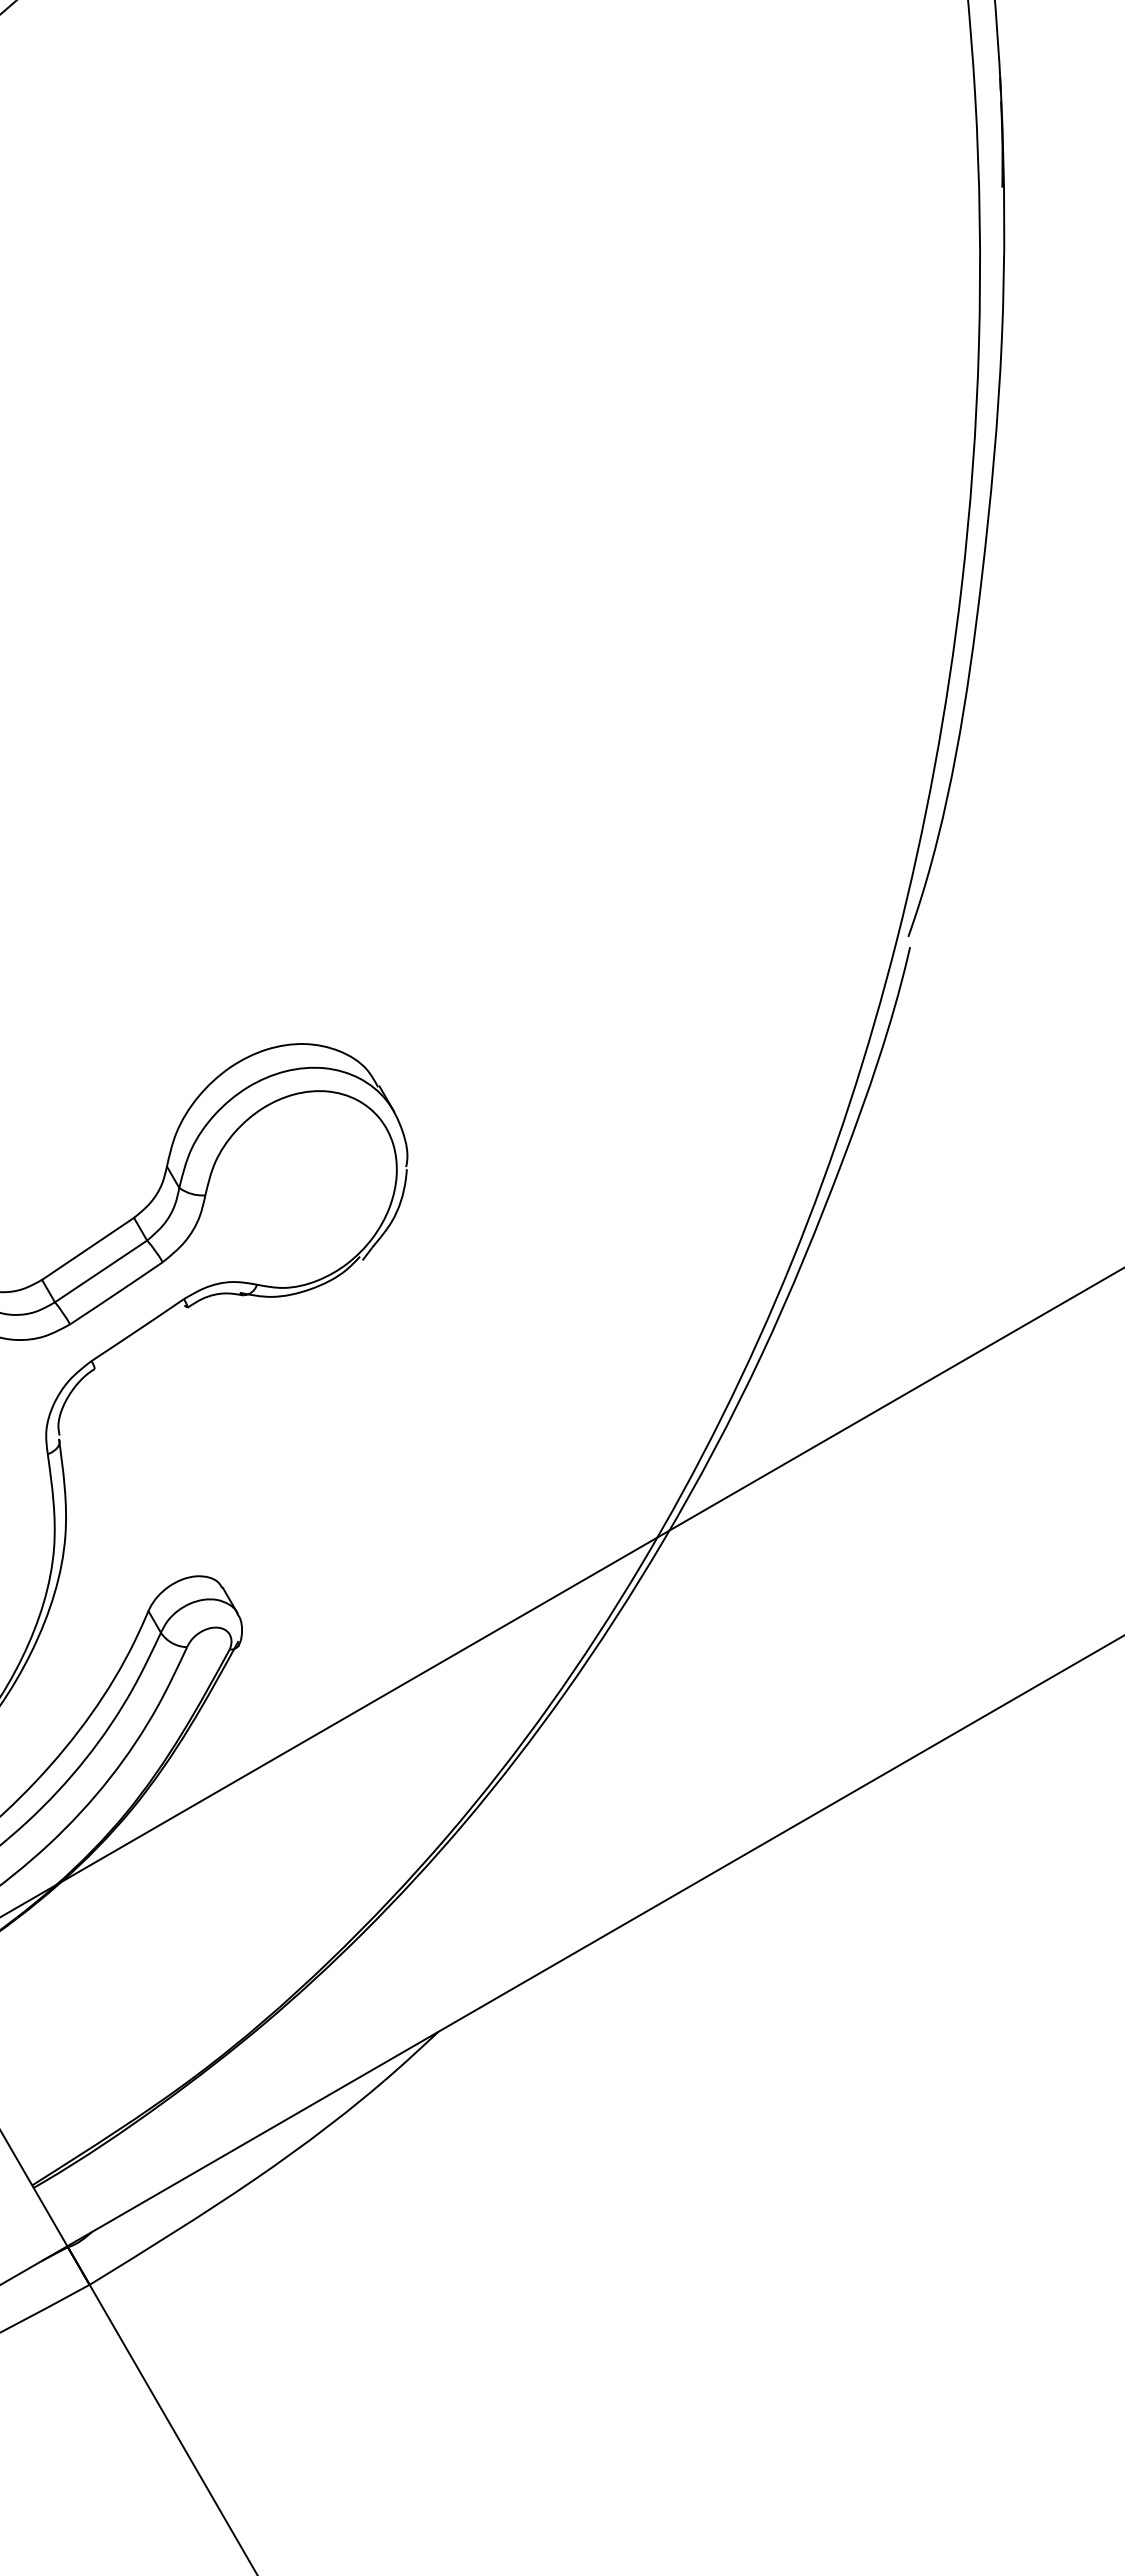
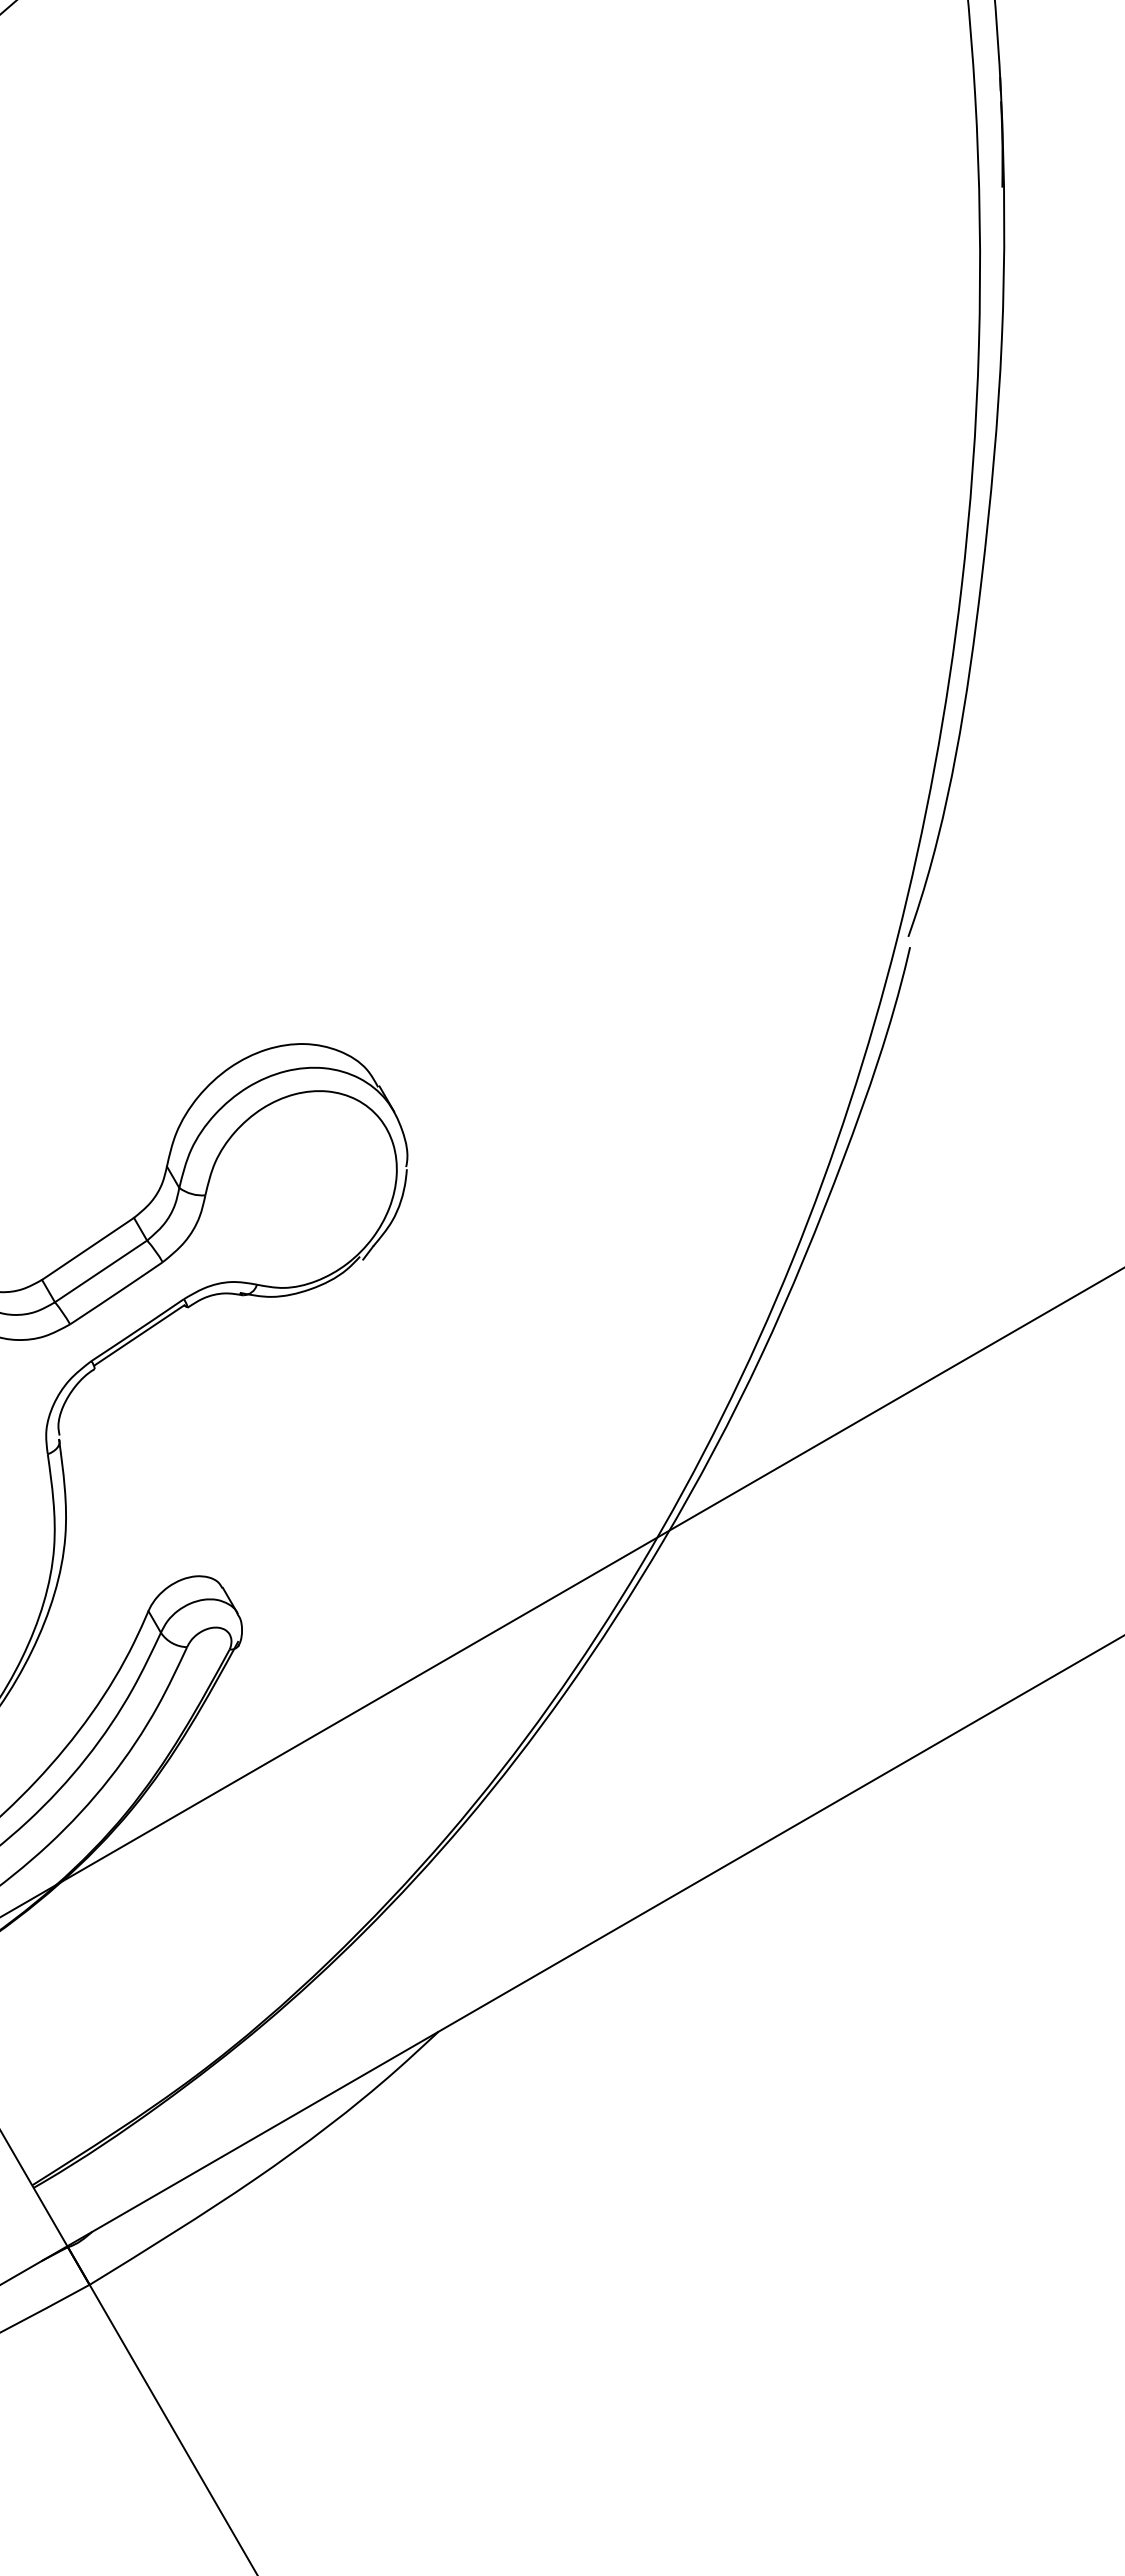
line: none -> present (139, 1335)
